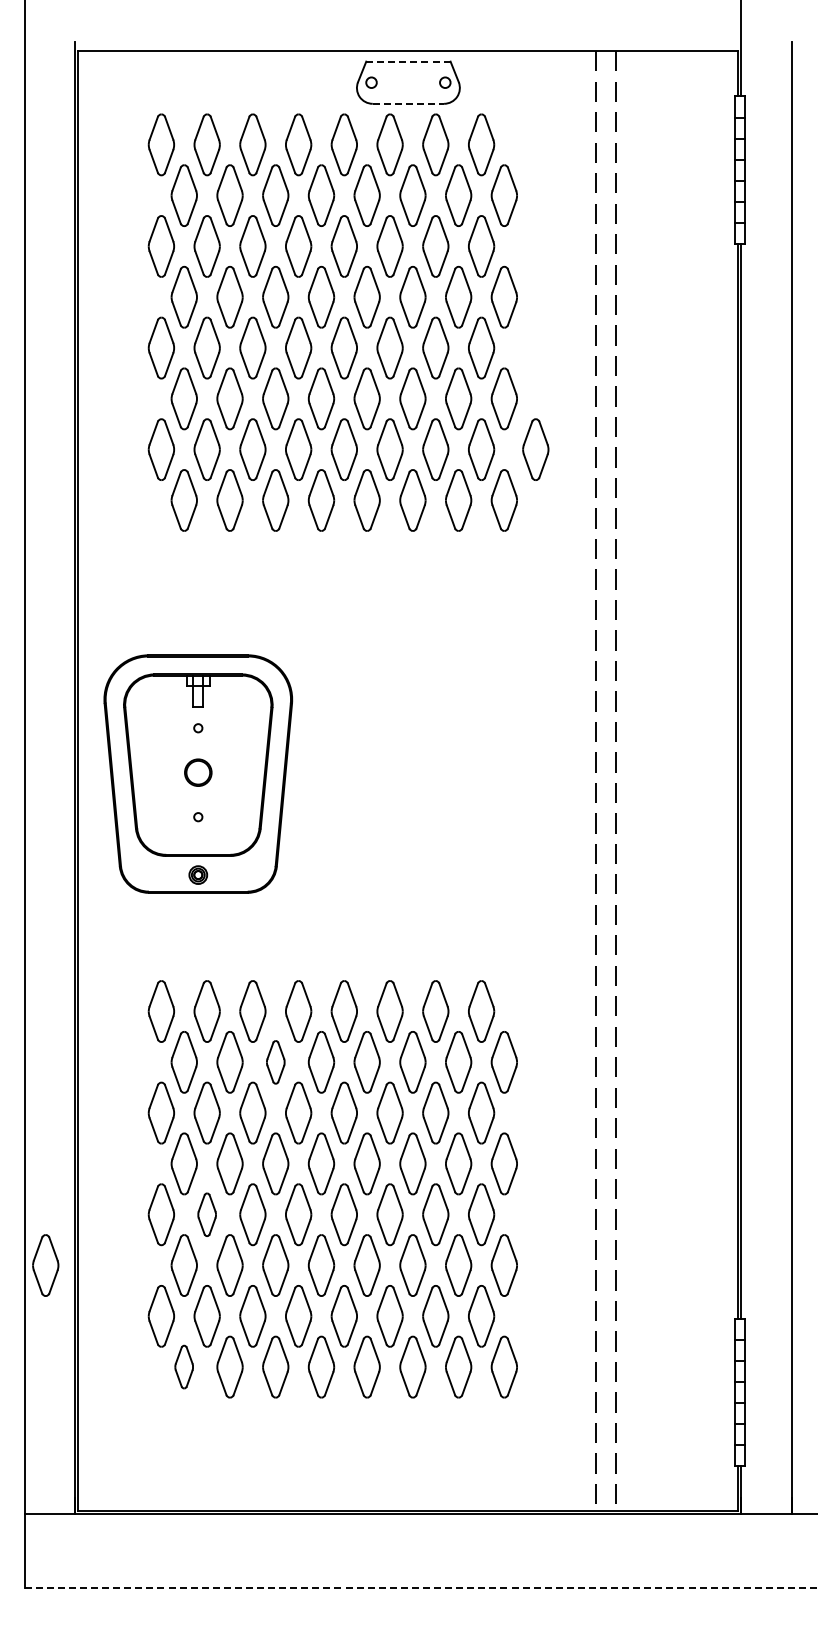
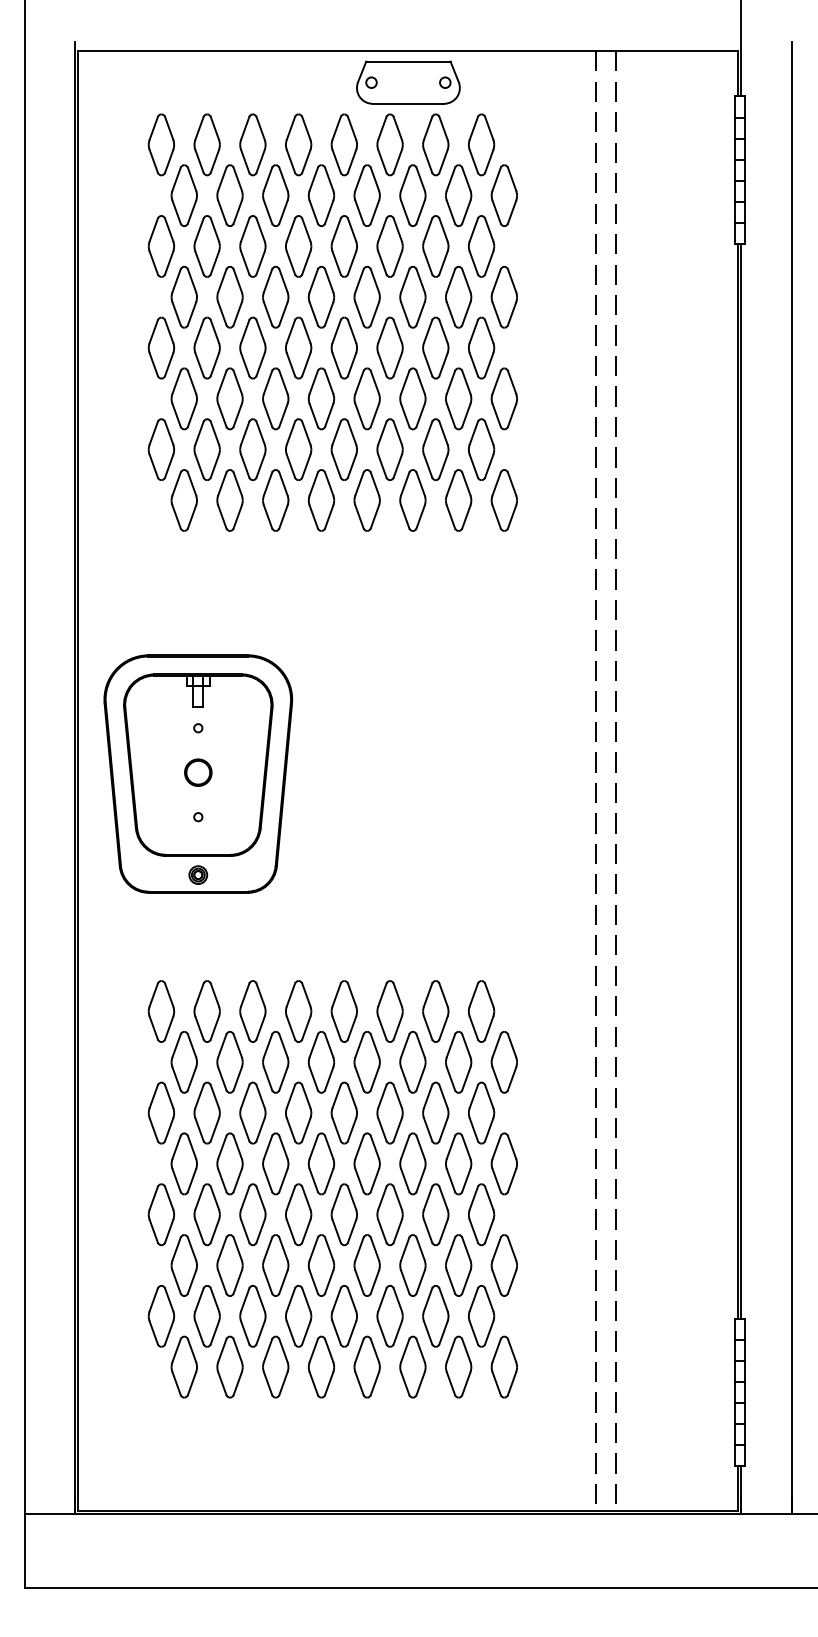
line: dashed -> solid (407, 61)
line: dashed -> solid (408, 103)
part: present -> none (535, 449)
part size: 20x45 px -> 28x63 px (275, 1062)
part size: 20x45 px -> 28x64 px (206, 1214)
part: present -> none (45, 1265)
part size: 20x46 px -> 28x64 px (183, 1366)
line: dashed -> solid (421, 1587)
